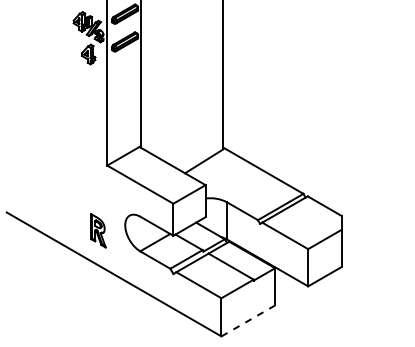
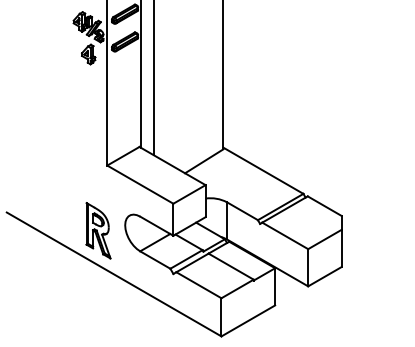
line: none -> present (154, 78)
part size: 17x36 px -> 27x58 px (98, 230)
line: dashed -> solid (248, 320)
